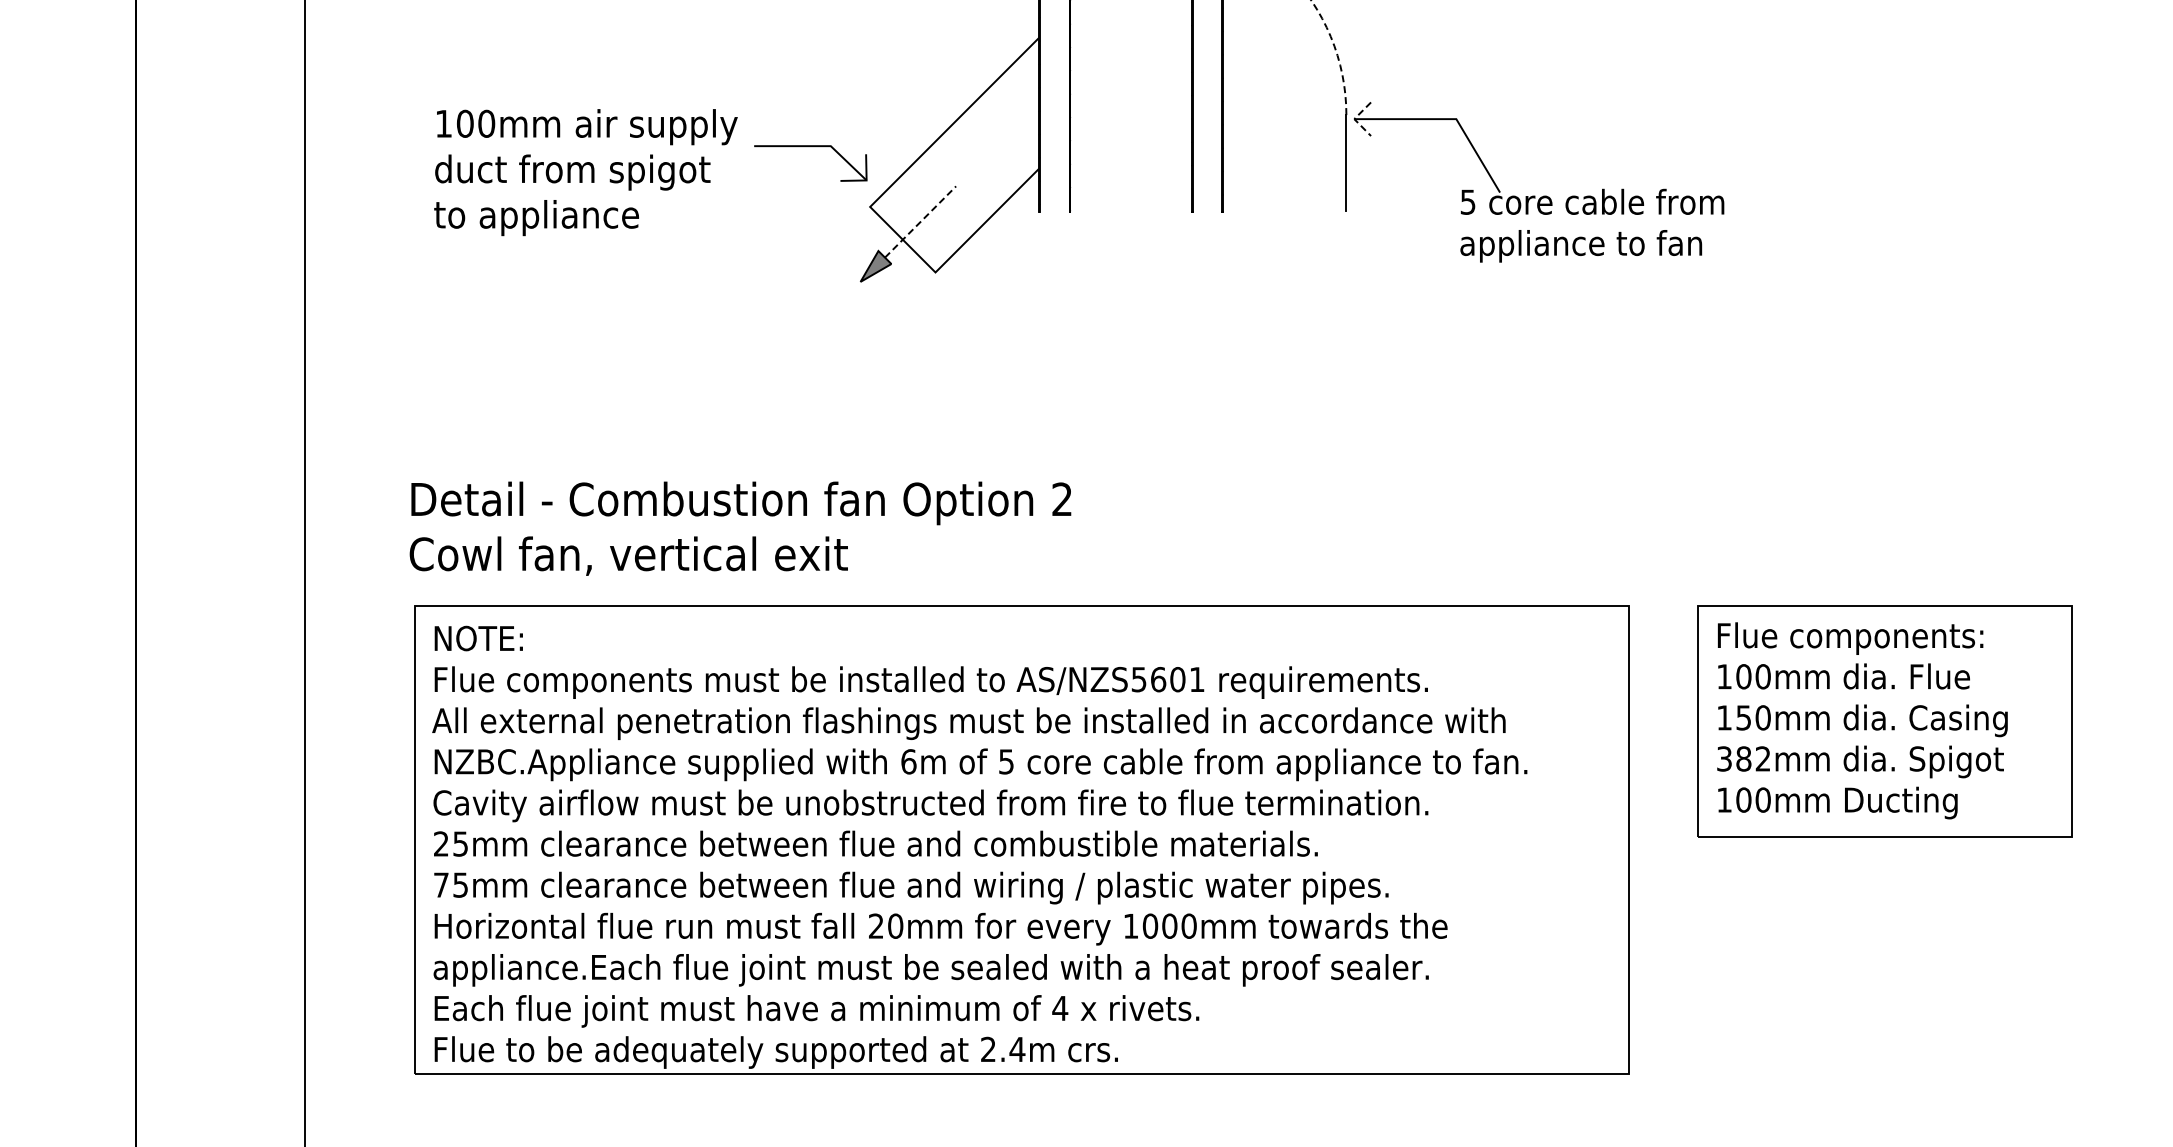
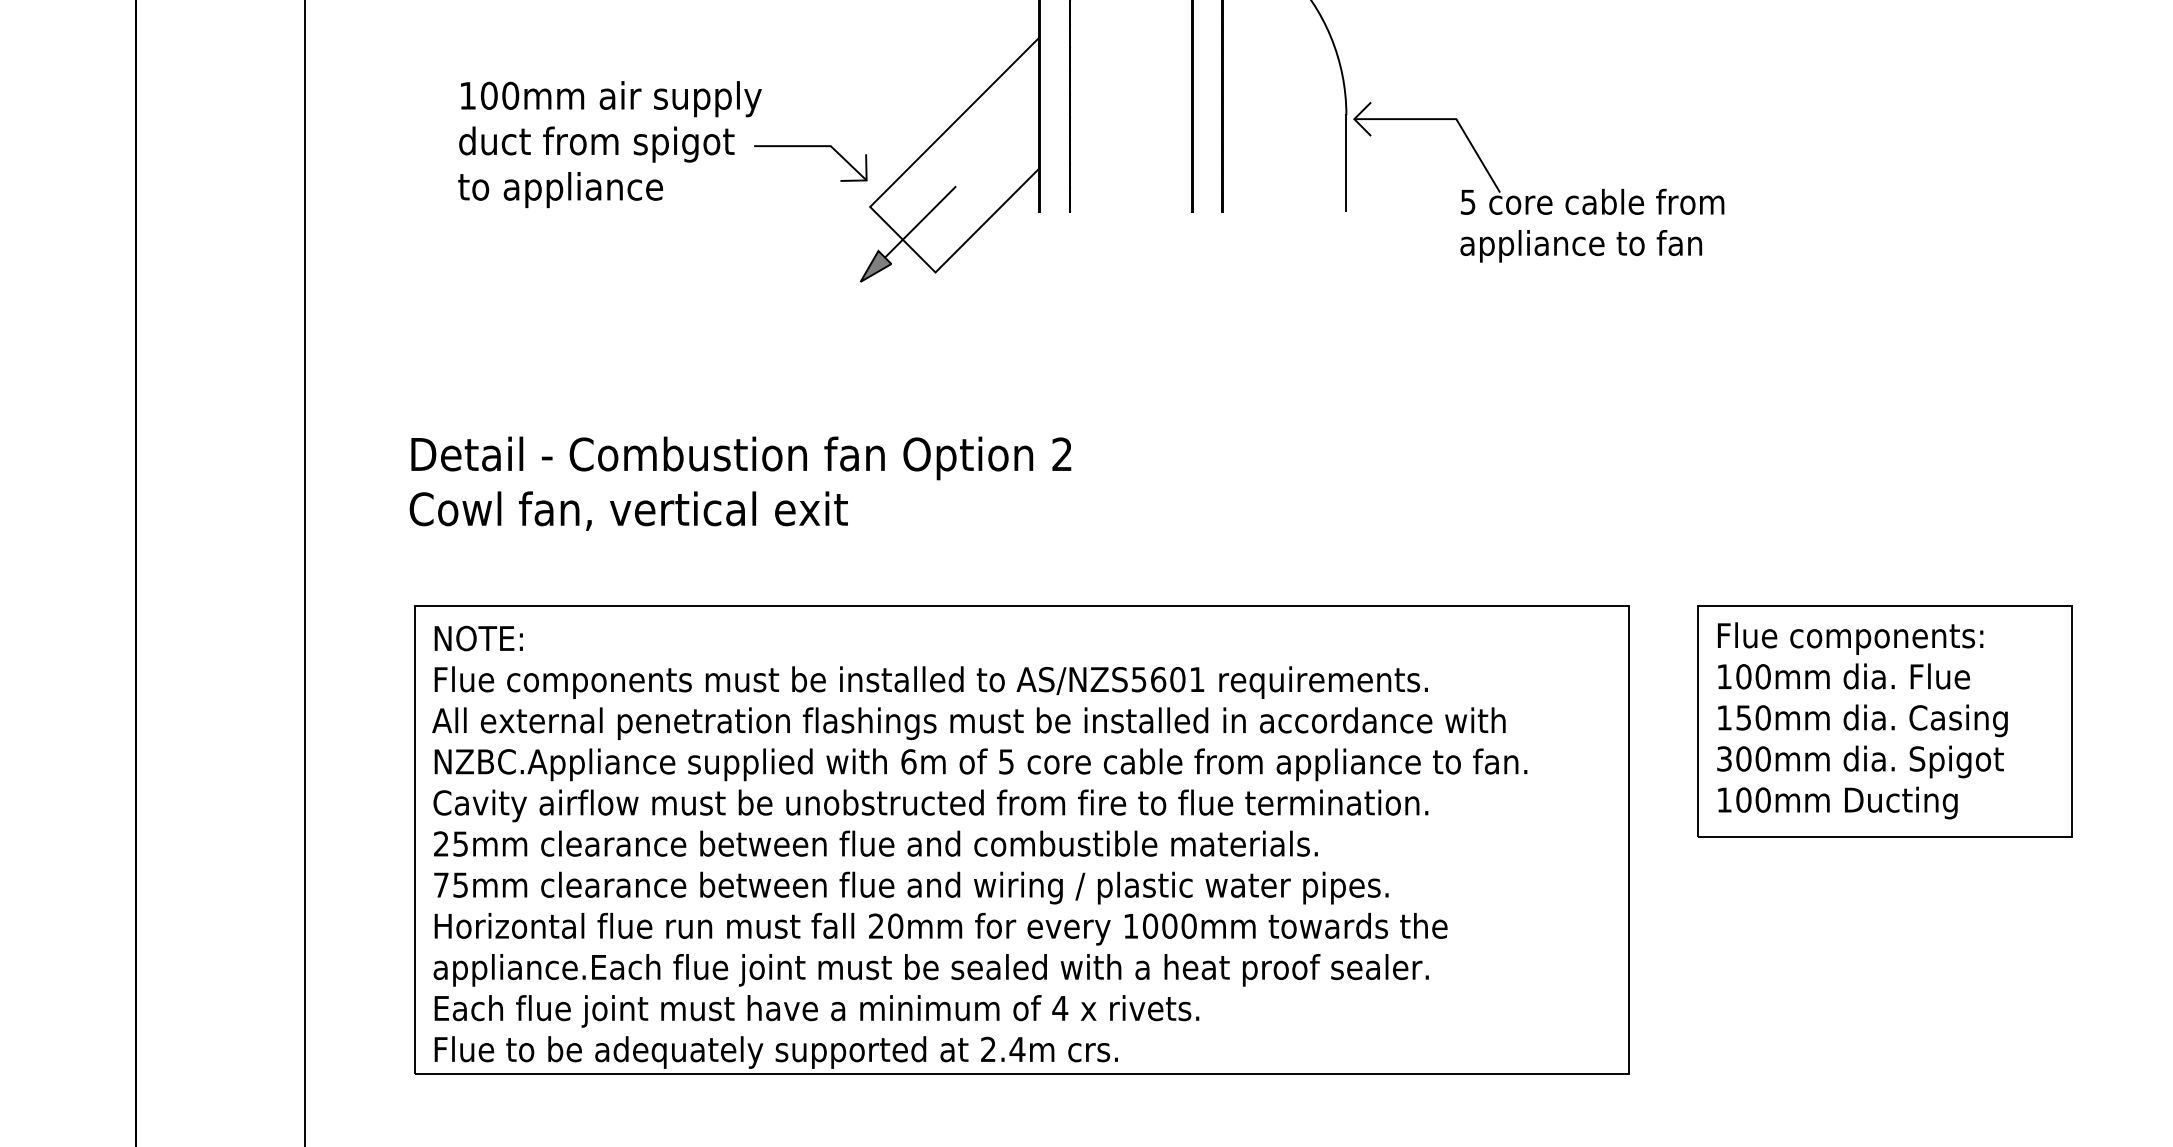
arc: dashed -> solid (1337, 55)
line: dashed -> solid (1354, 119)
text position: (585, 172) -> (609, 144) (609, 144)
line: dashed -> solid (920, 221)
text position: (740, 528) -> (740, 483) (740, 483)
text: 382mm -> 300mm (1753, 758)
